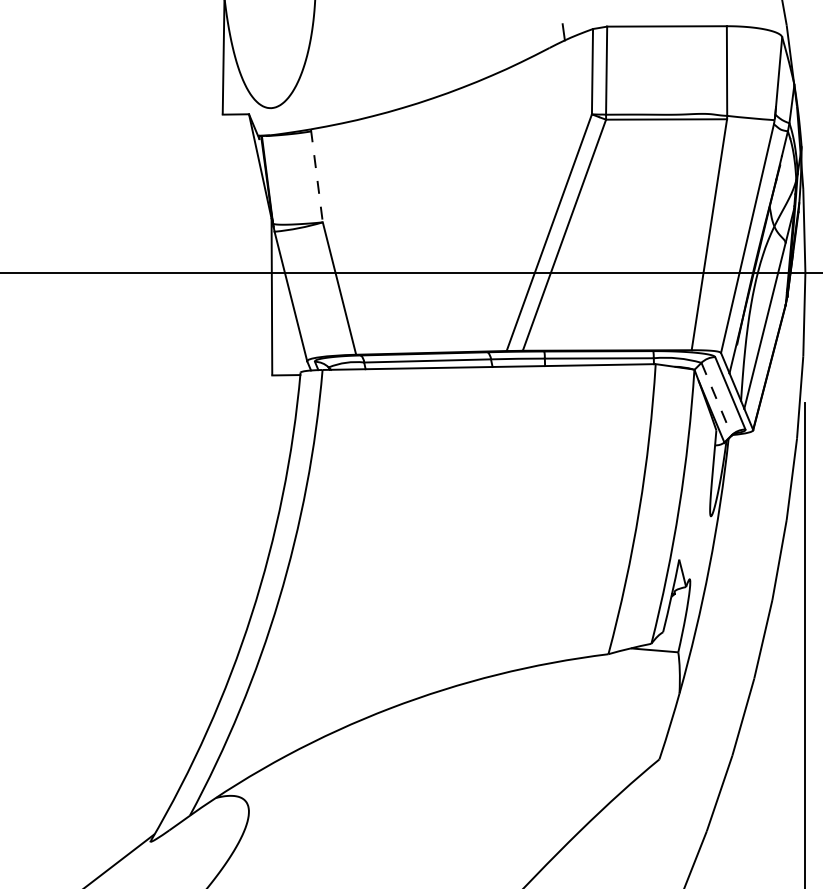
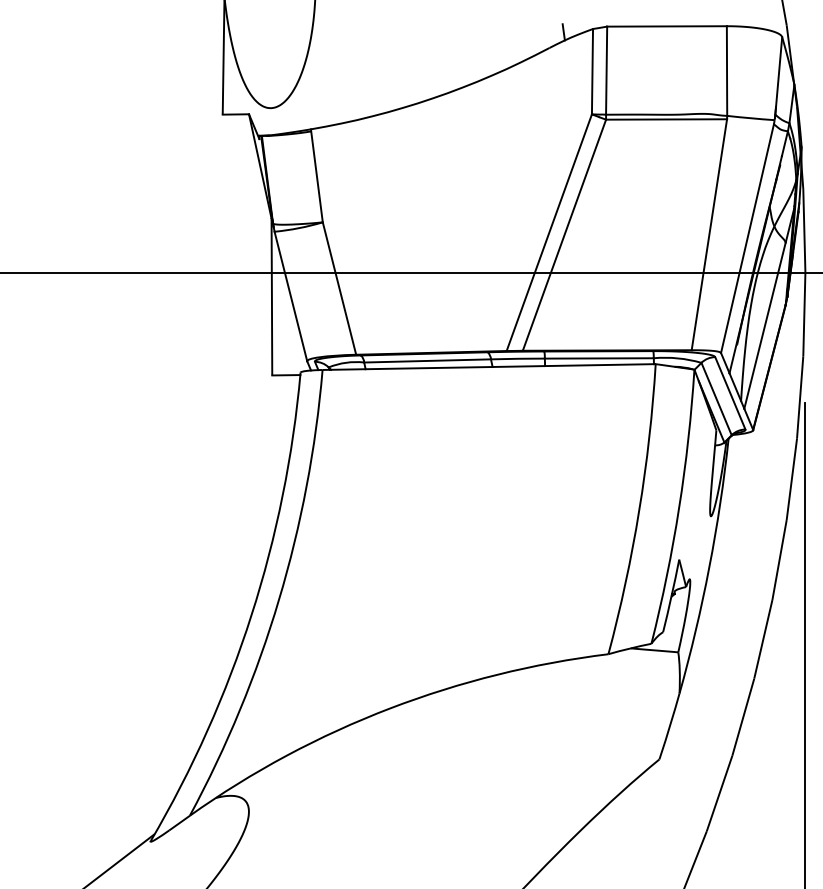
line: dashed -> solid (316, 175)
line: dashed -> solid (716, 399)
